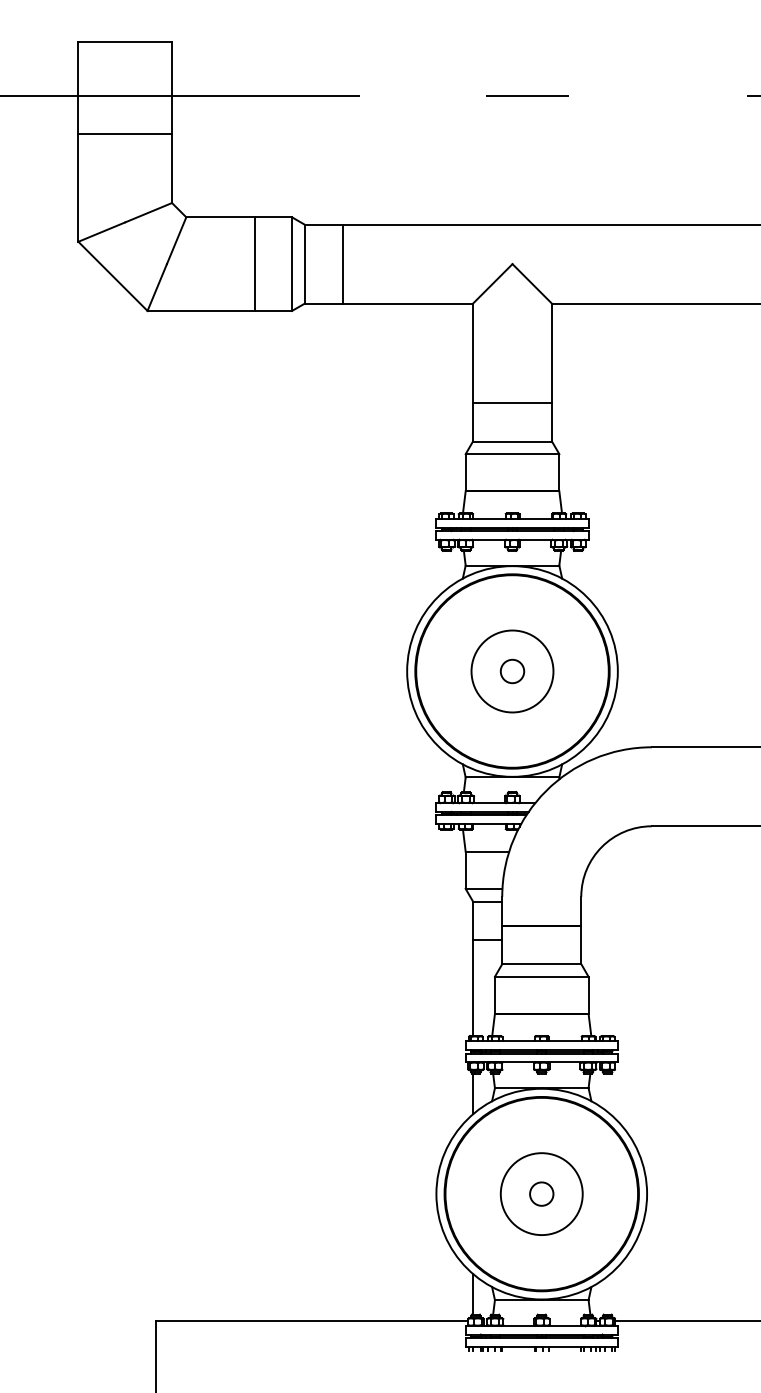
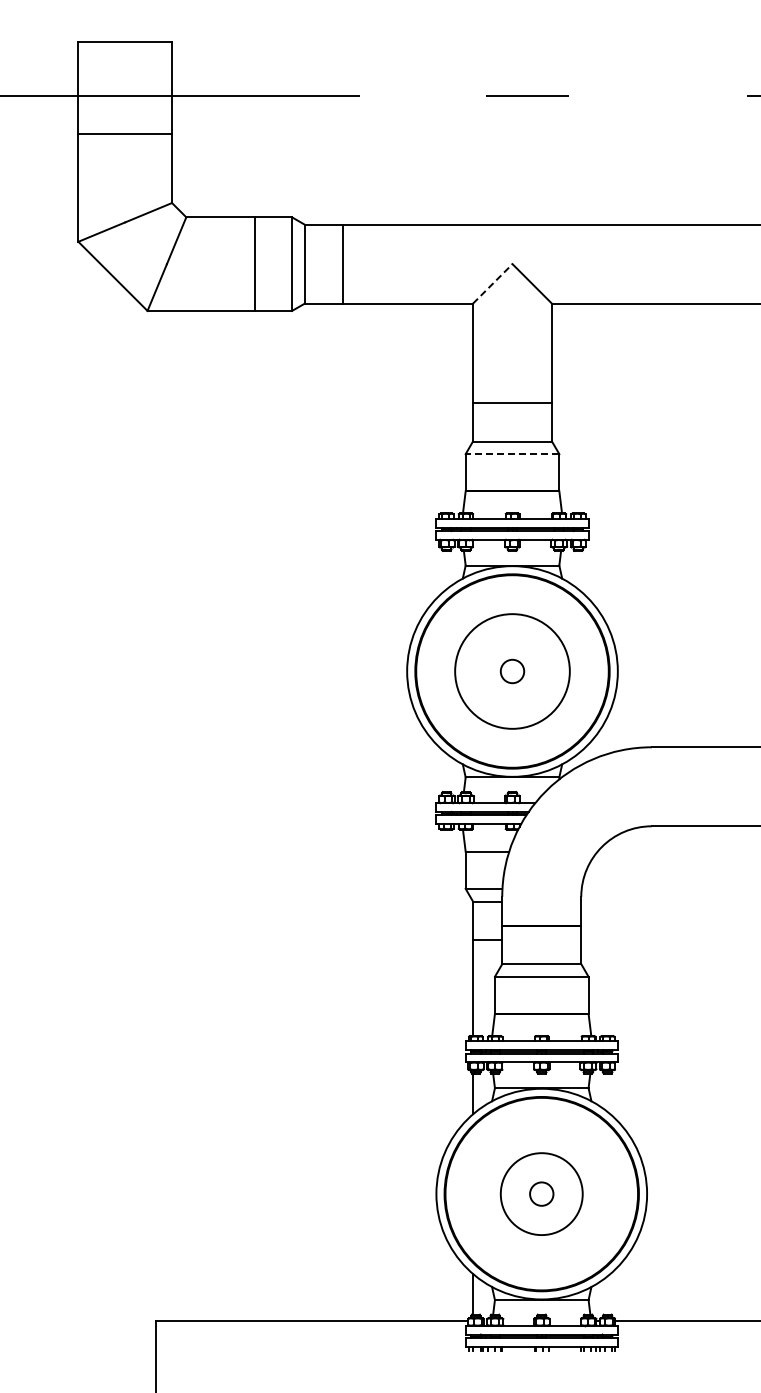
line: solid -> dashed (492, 283)
line: solid -> dashed (512, 454)
circle diameter: 82 px -> 115 px (512, 671)
